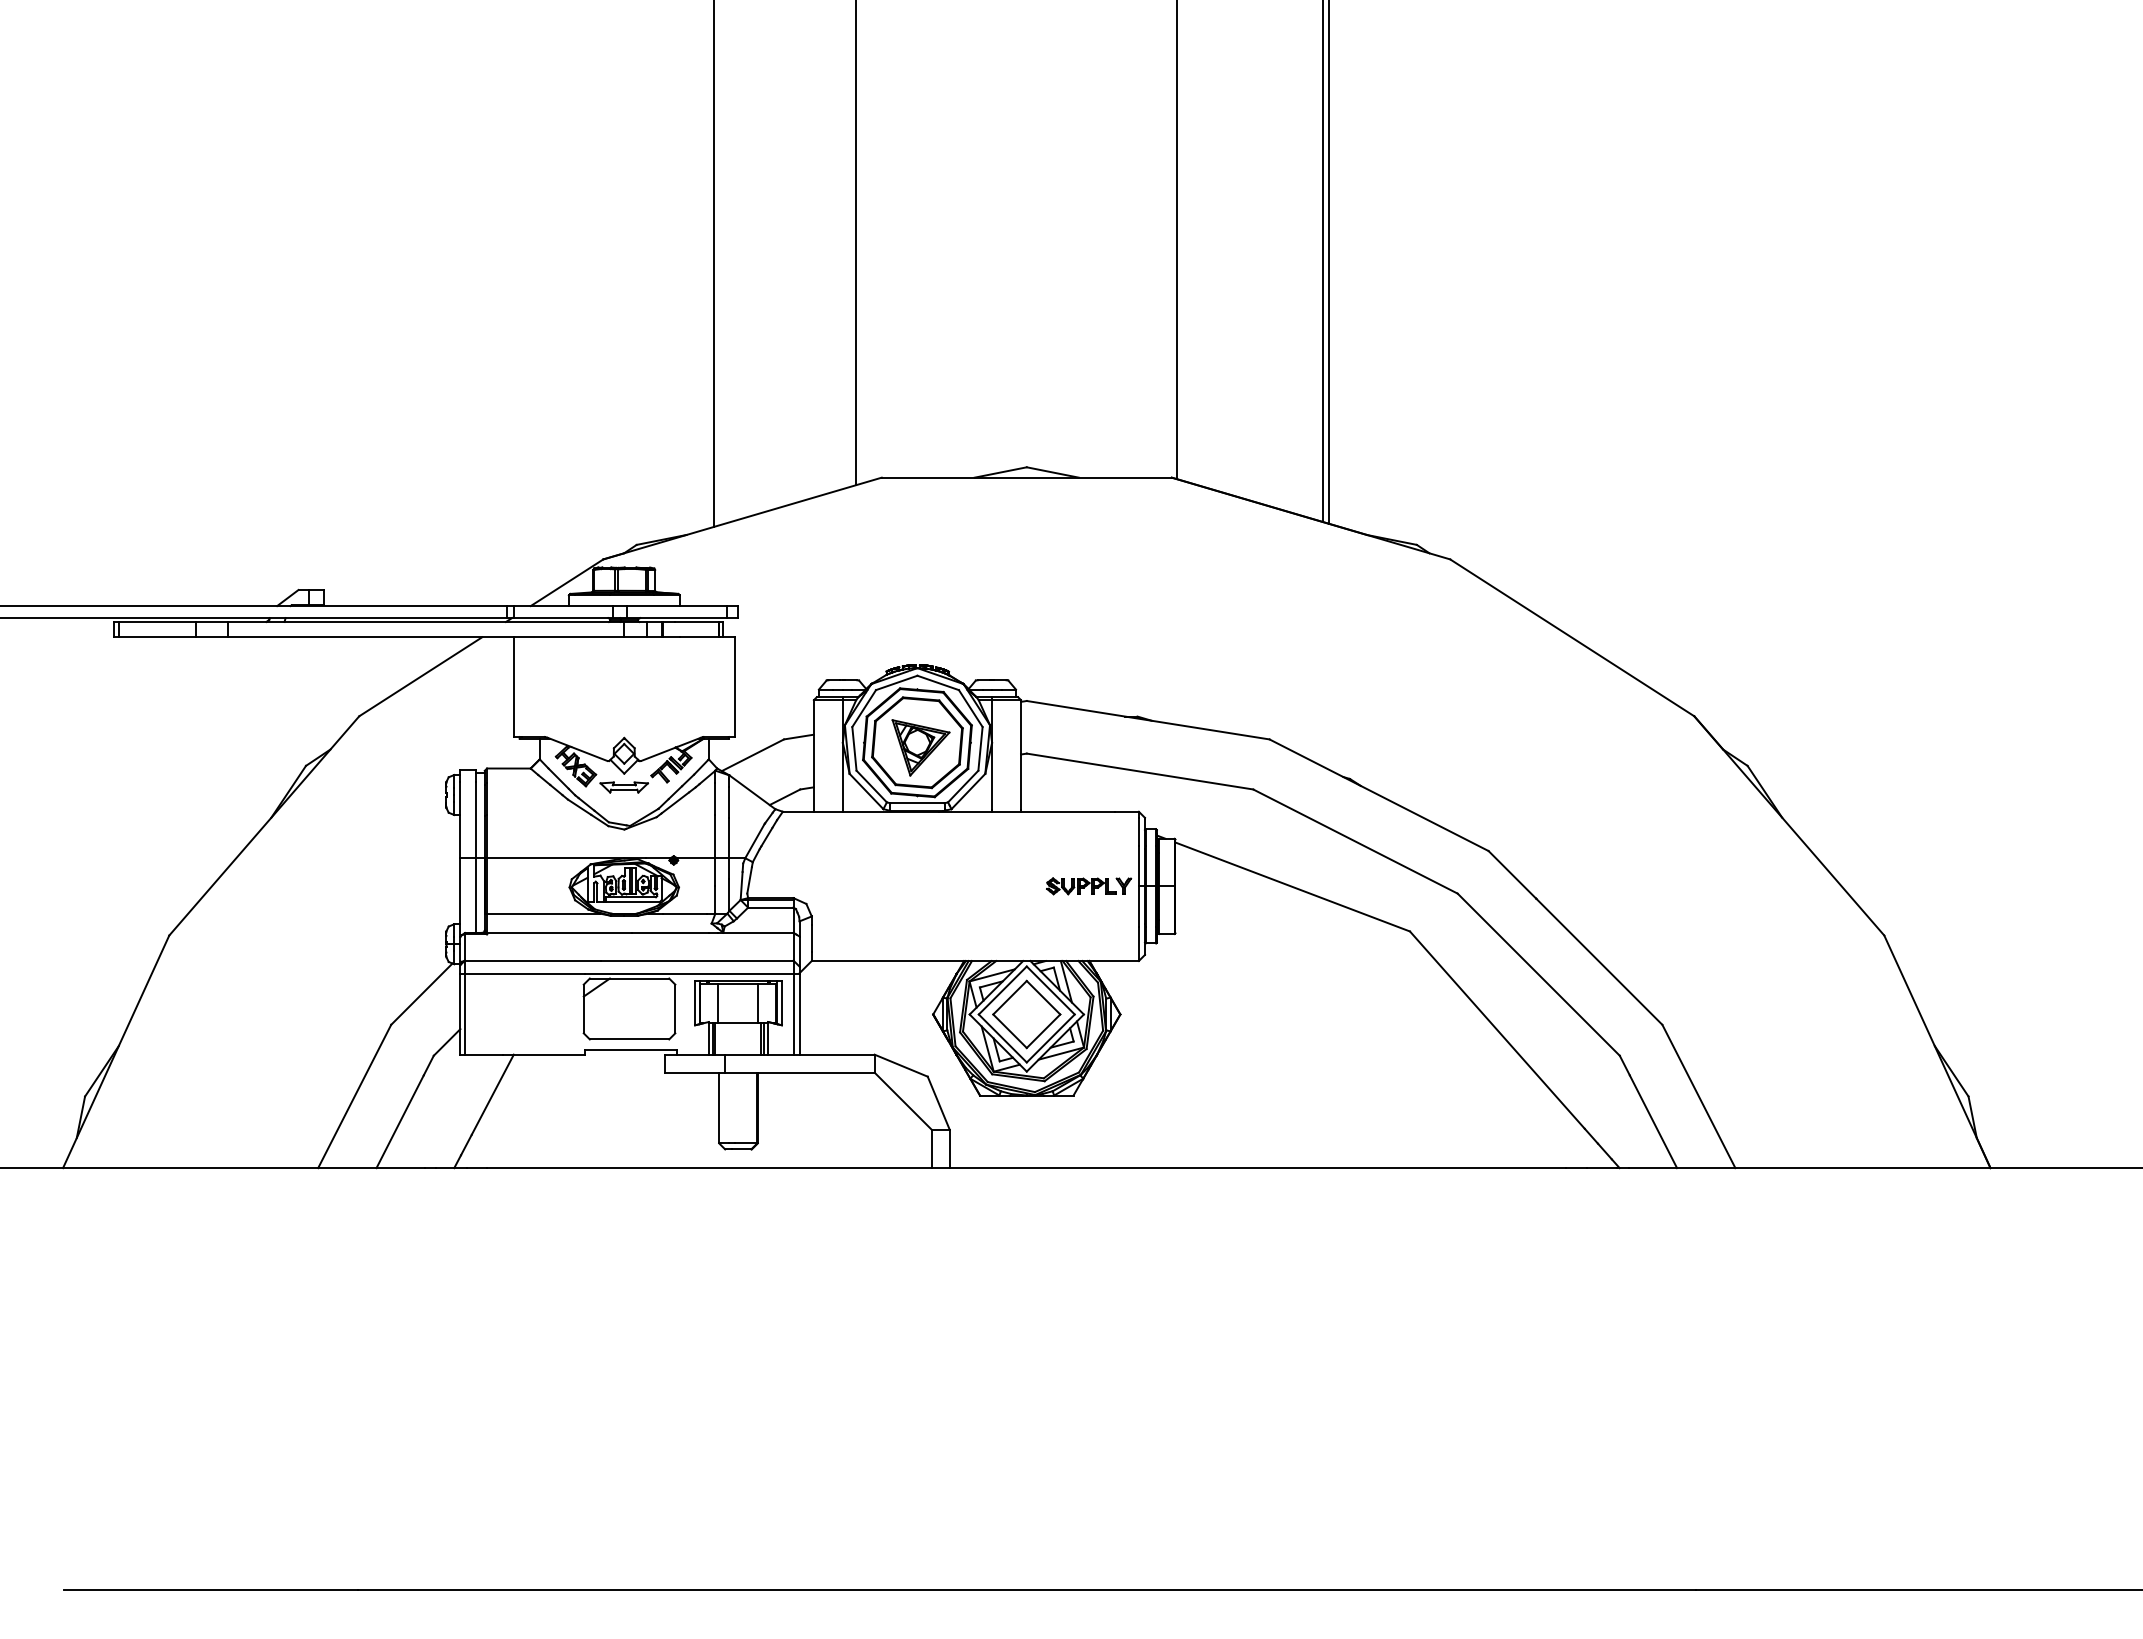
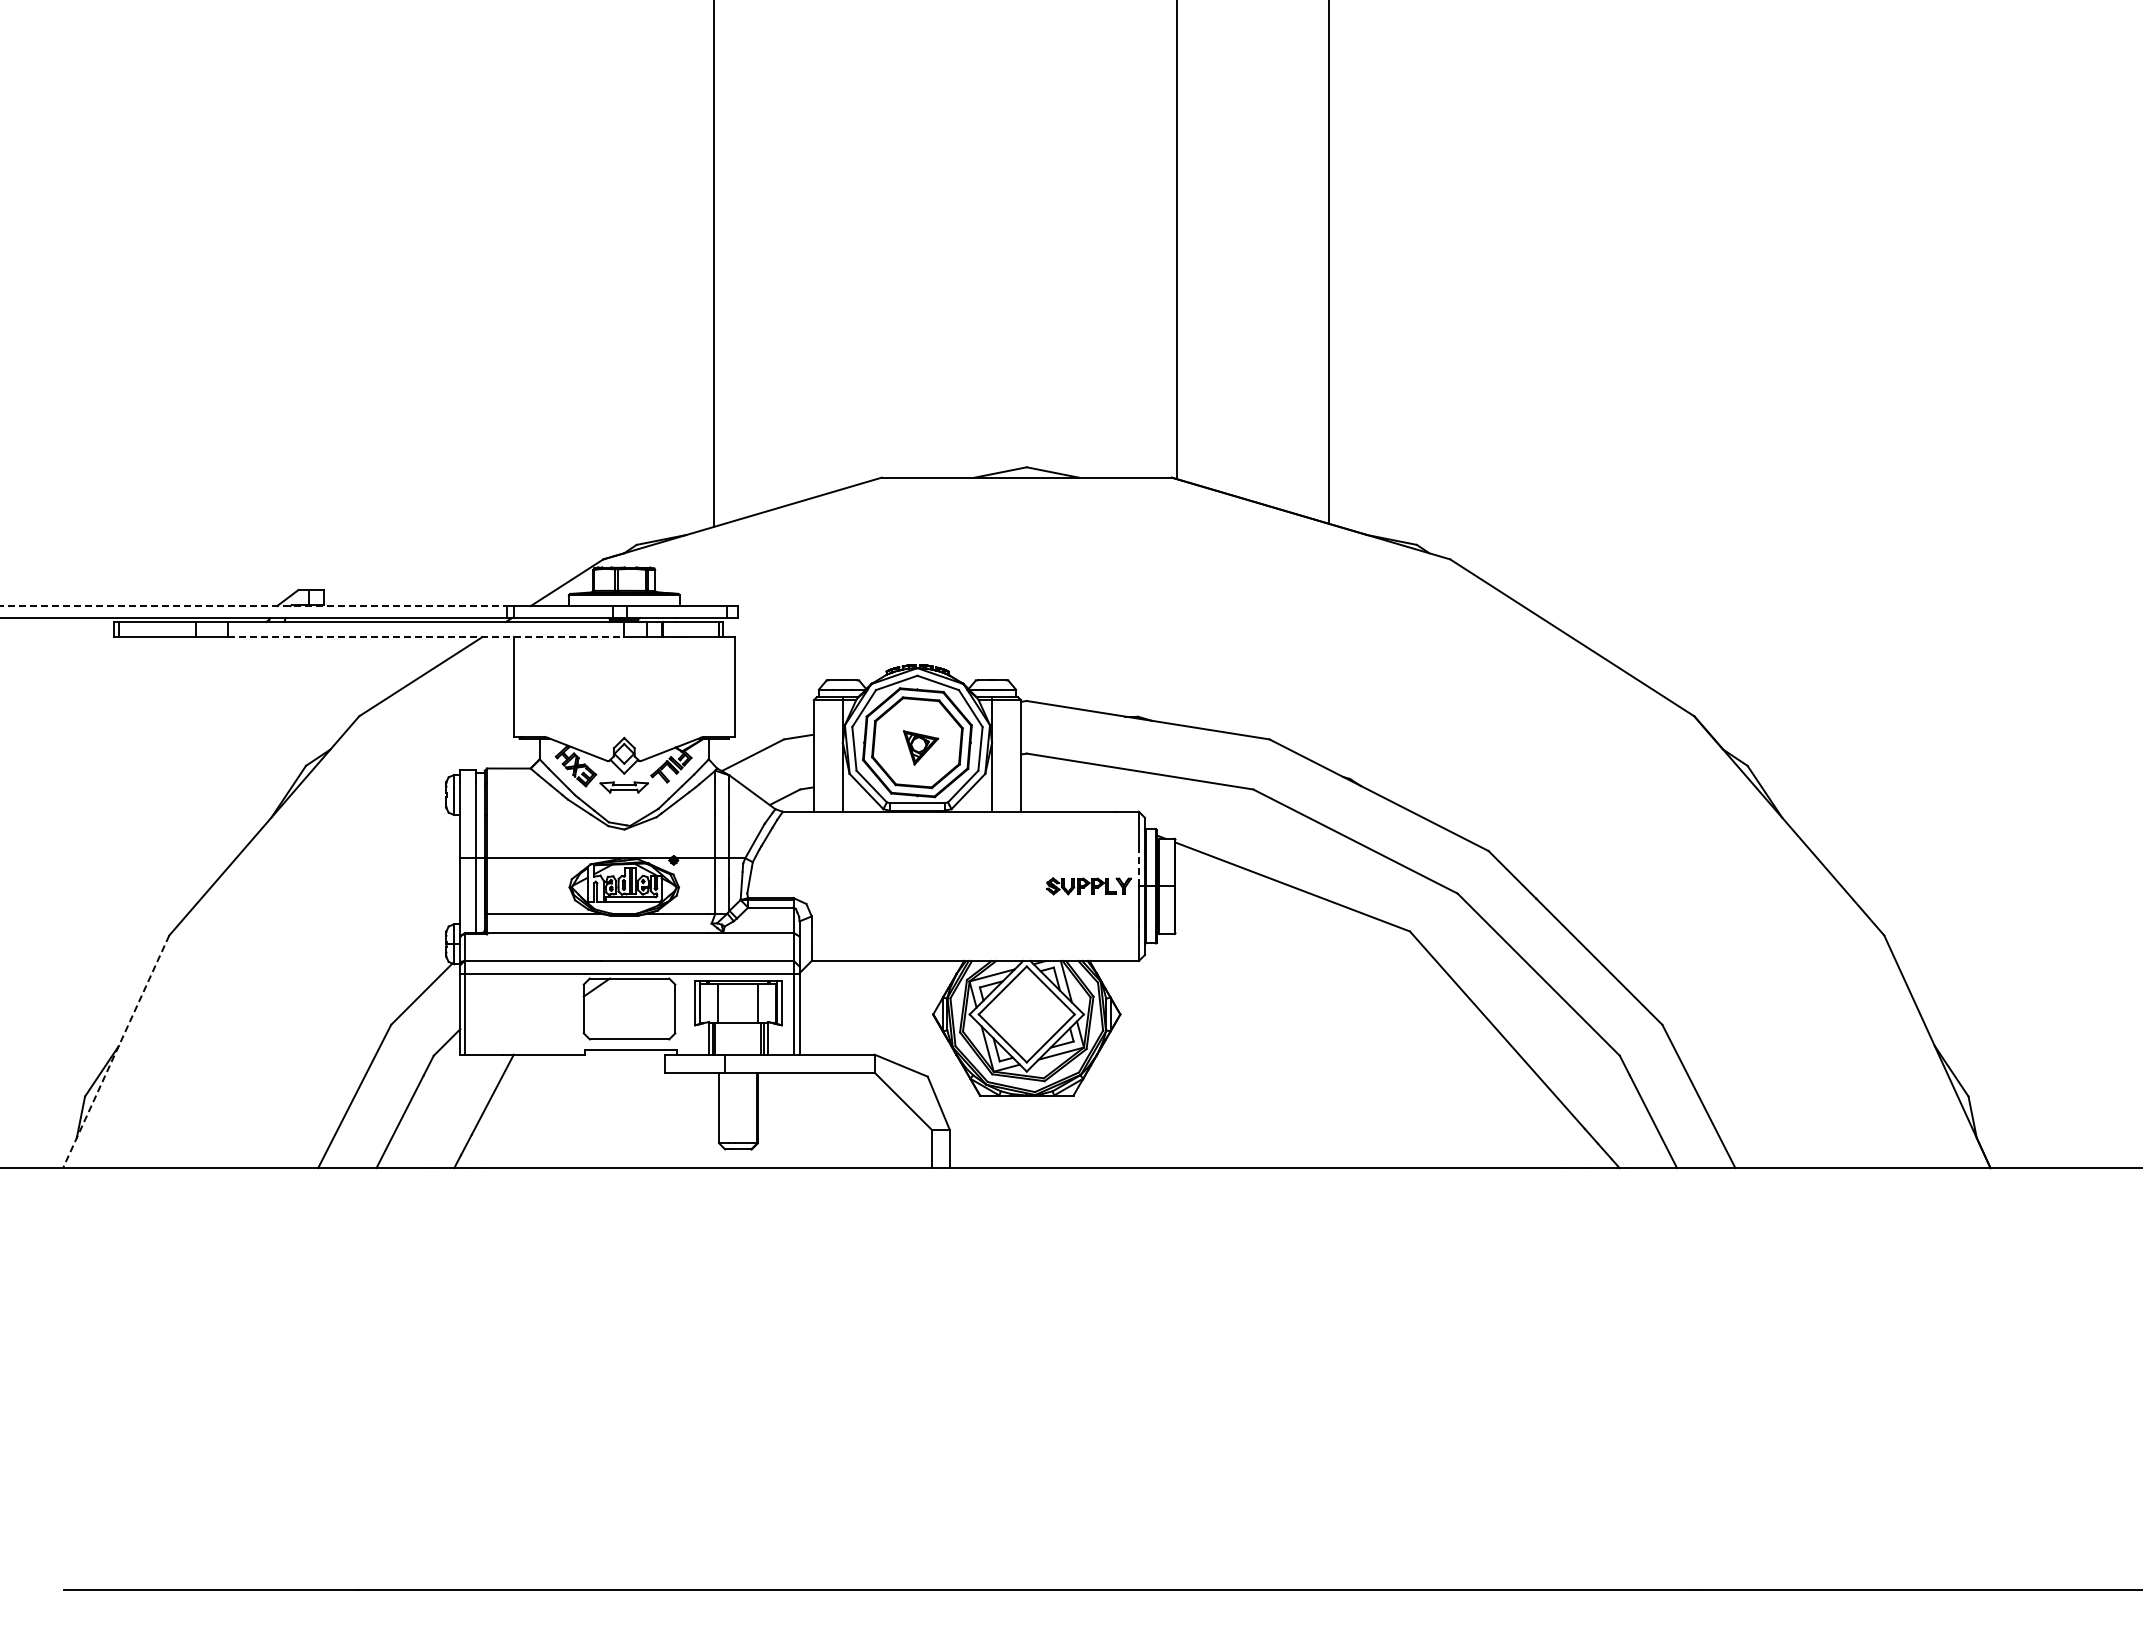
line: present -> none (855, 243)
line: present -> none (1323, 262)
line: solid -> dashed (253, 606)
line: solid -> dashed (426, 637)
part size: 60x58 px -> 37x36 px (921, 747)
line: solid -> dashed (1138, 865)
part: present -> none (1026, 1014)
line: solid -> dashed (116, 1051)
